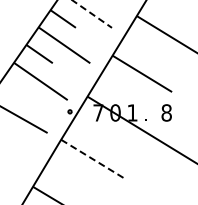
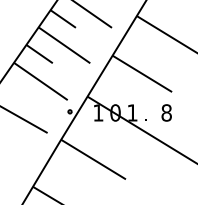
line: dashed -> solid (92, 14)
text: 7 -> 1 (98, 112)
line: dashed -> solid (93, 159)
